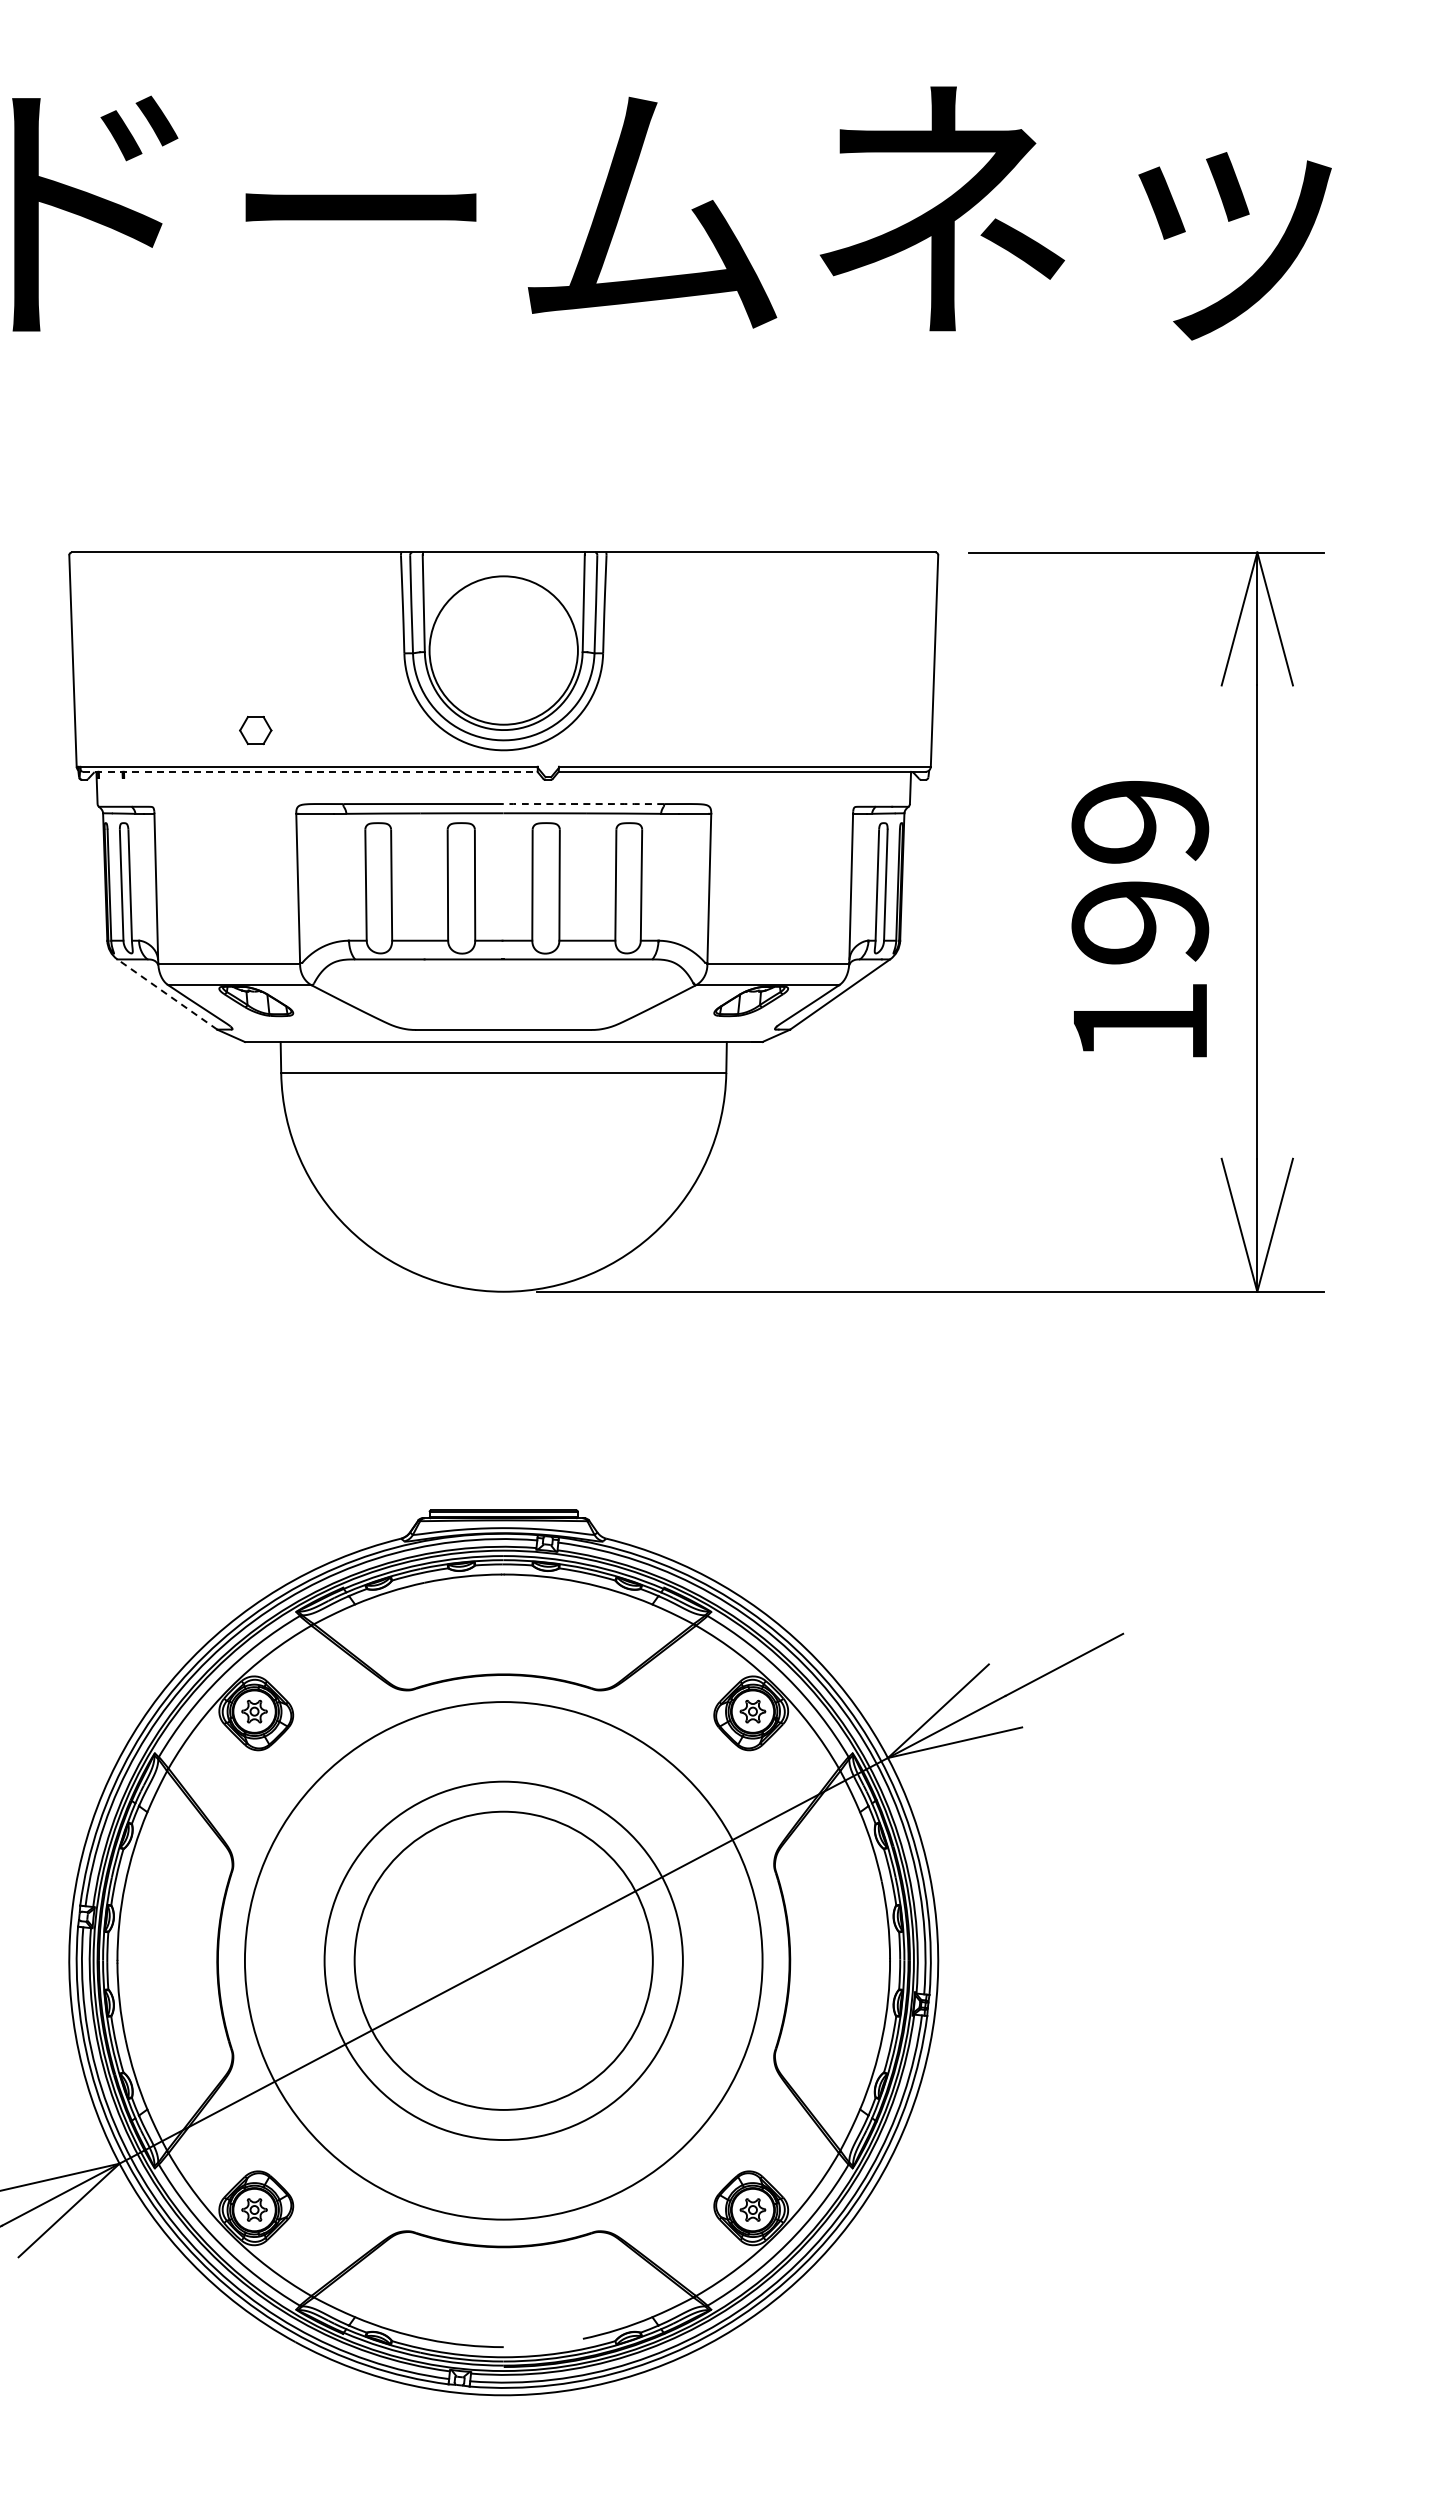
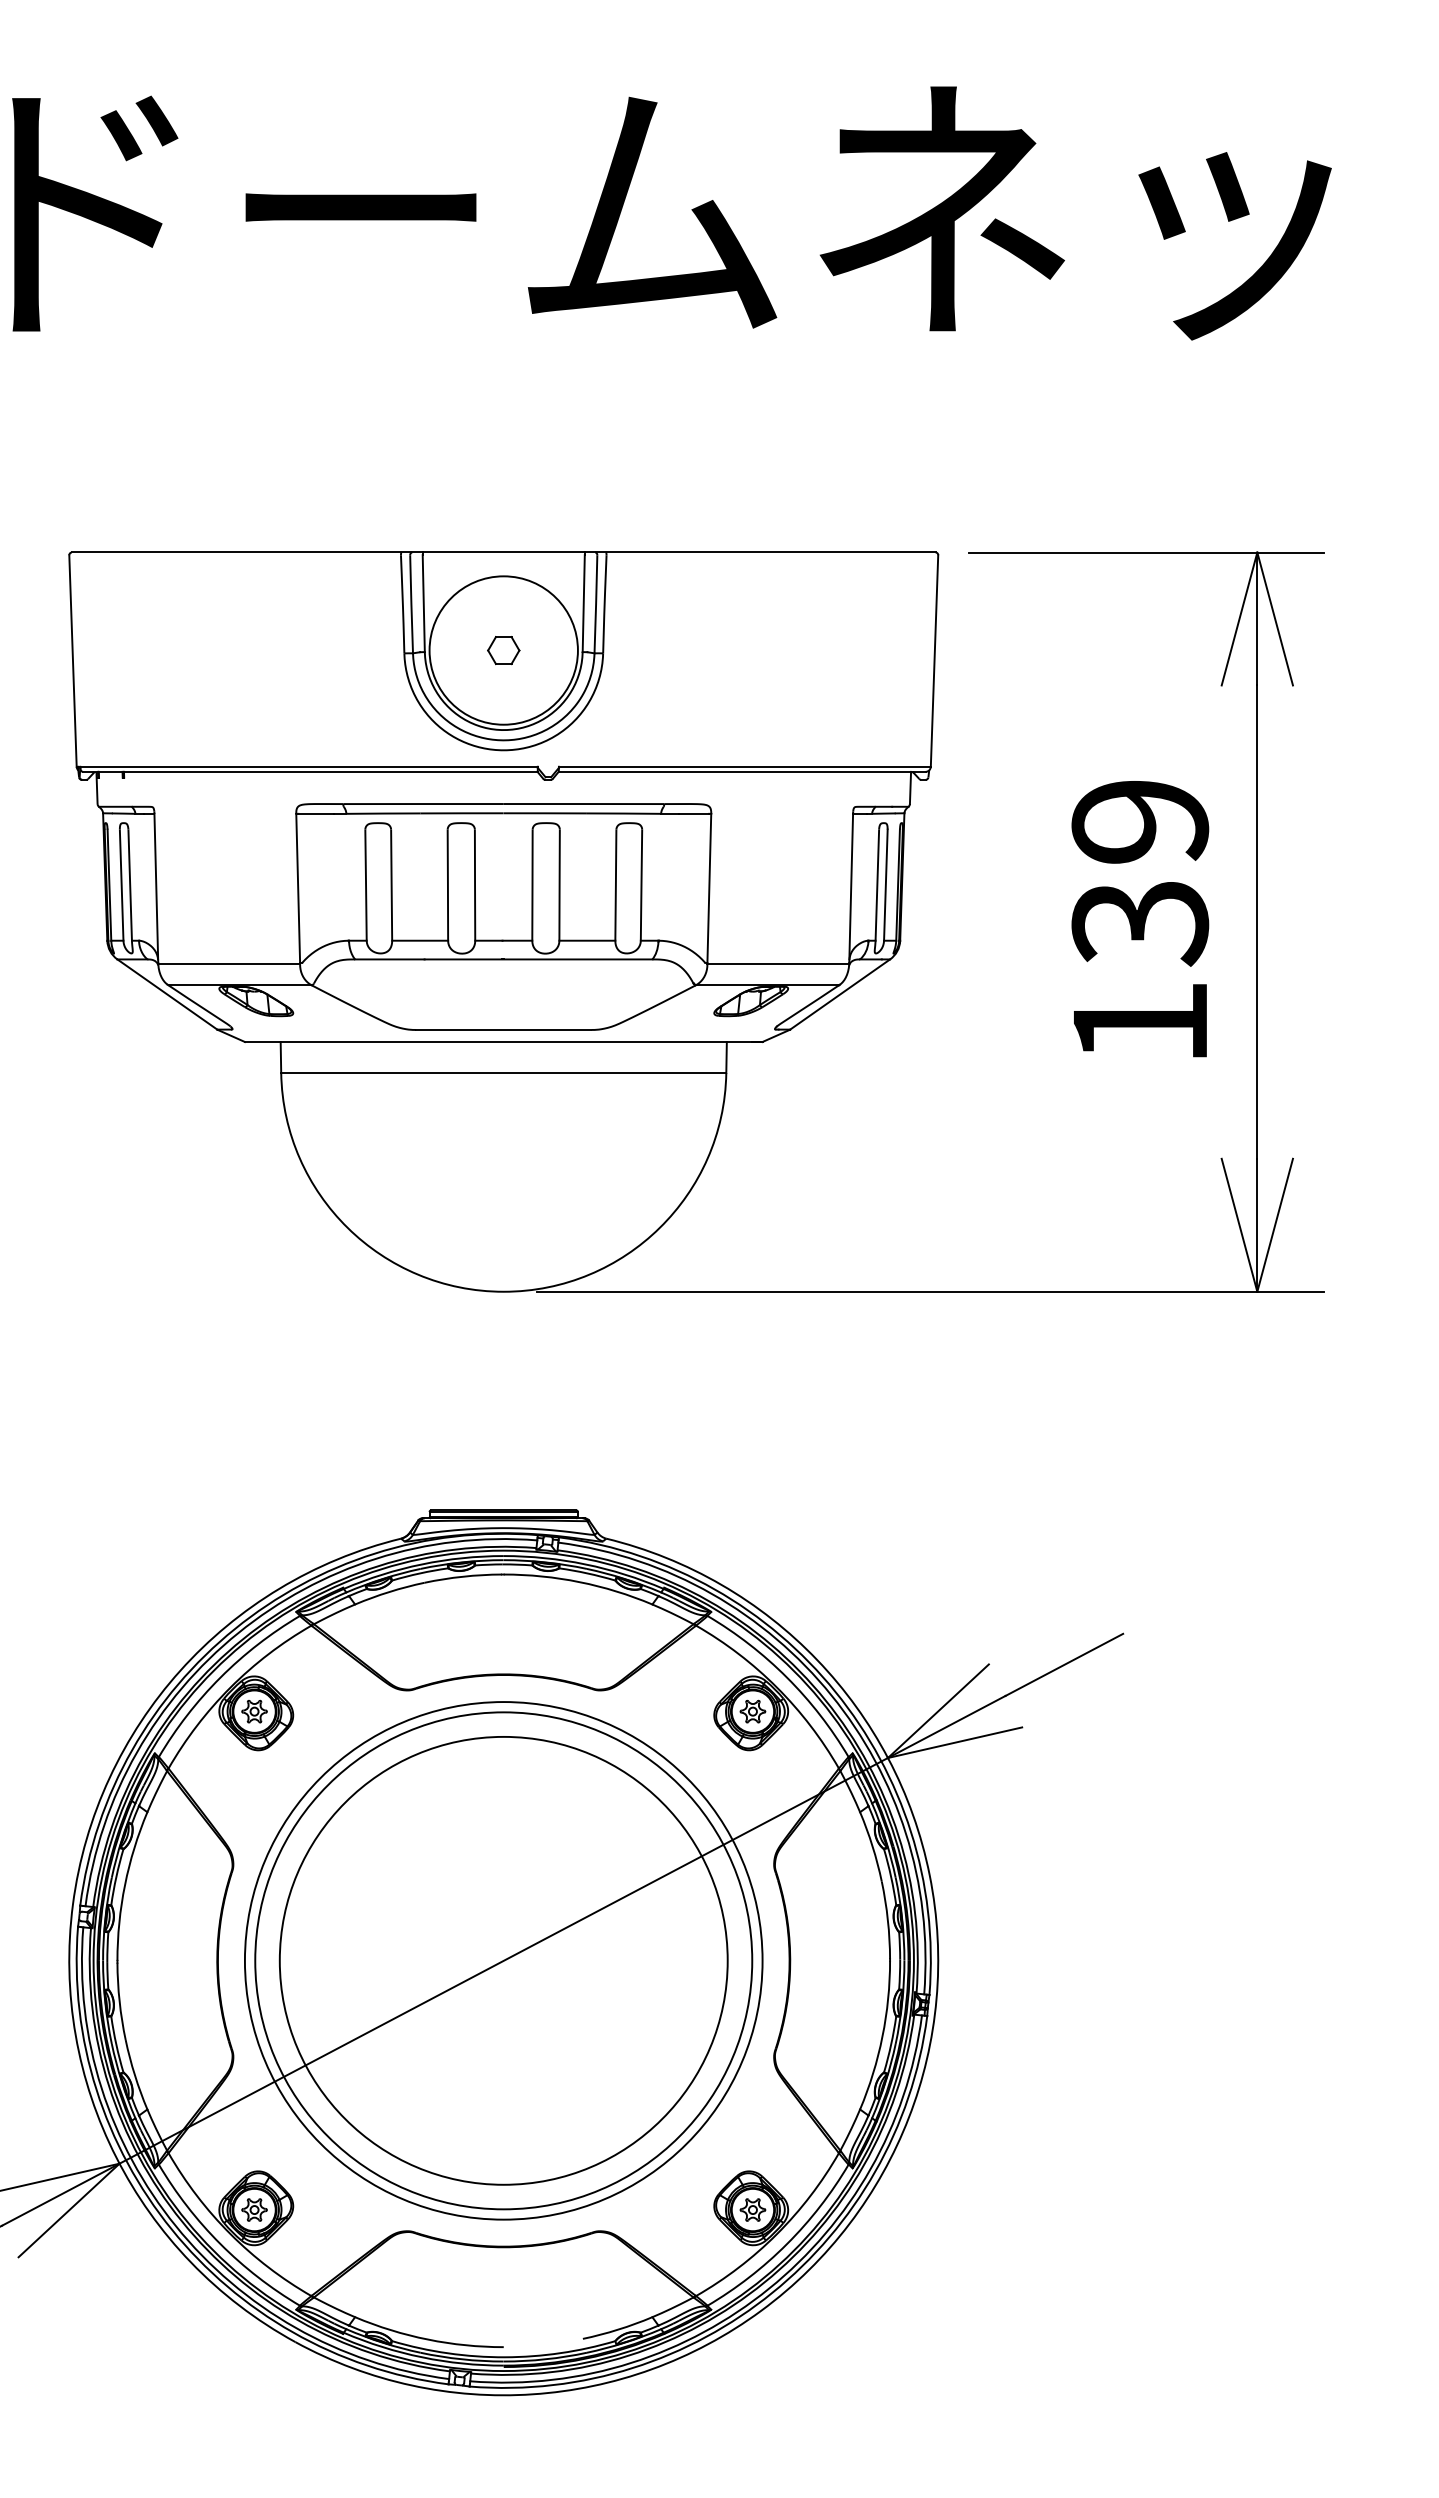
part position: (255, 730) -> (503, 650) (503, 650)
line: dashed -> solid (310, 771)
arc: dashed -> solid (584, 804)
text: 199 -> 139 (1140, 923)
line: dashed -> solid (166, 994)
circle diameter: 298 px -> 497 px (503, 1960)
circle diameter: 358 px -> 448 px (503, 1960)
